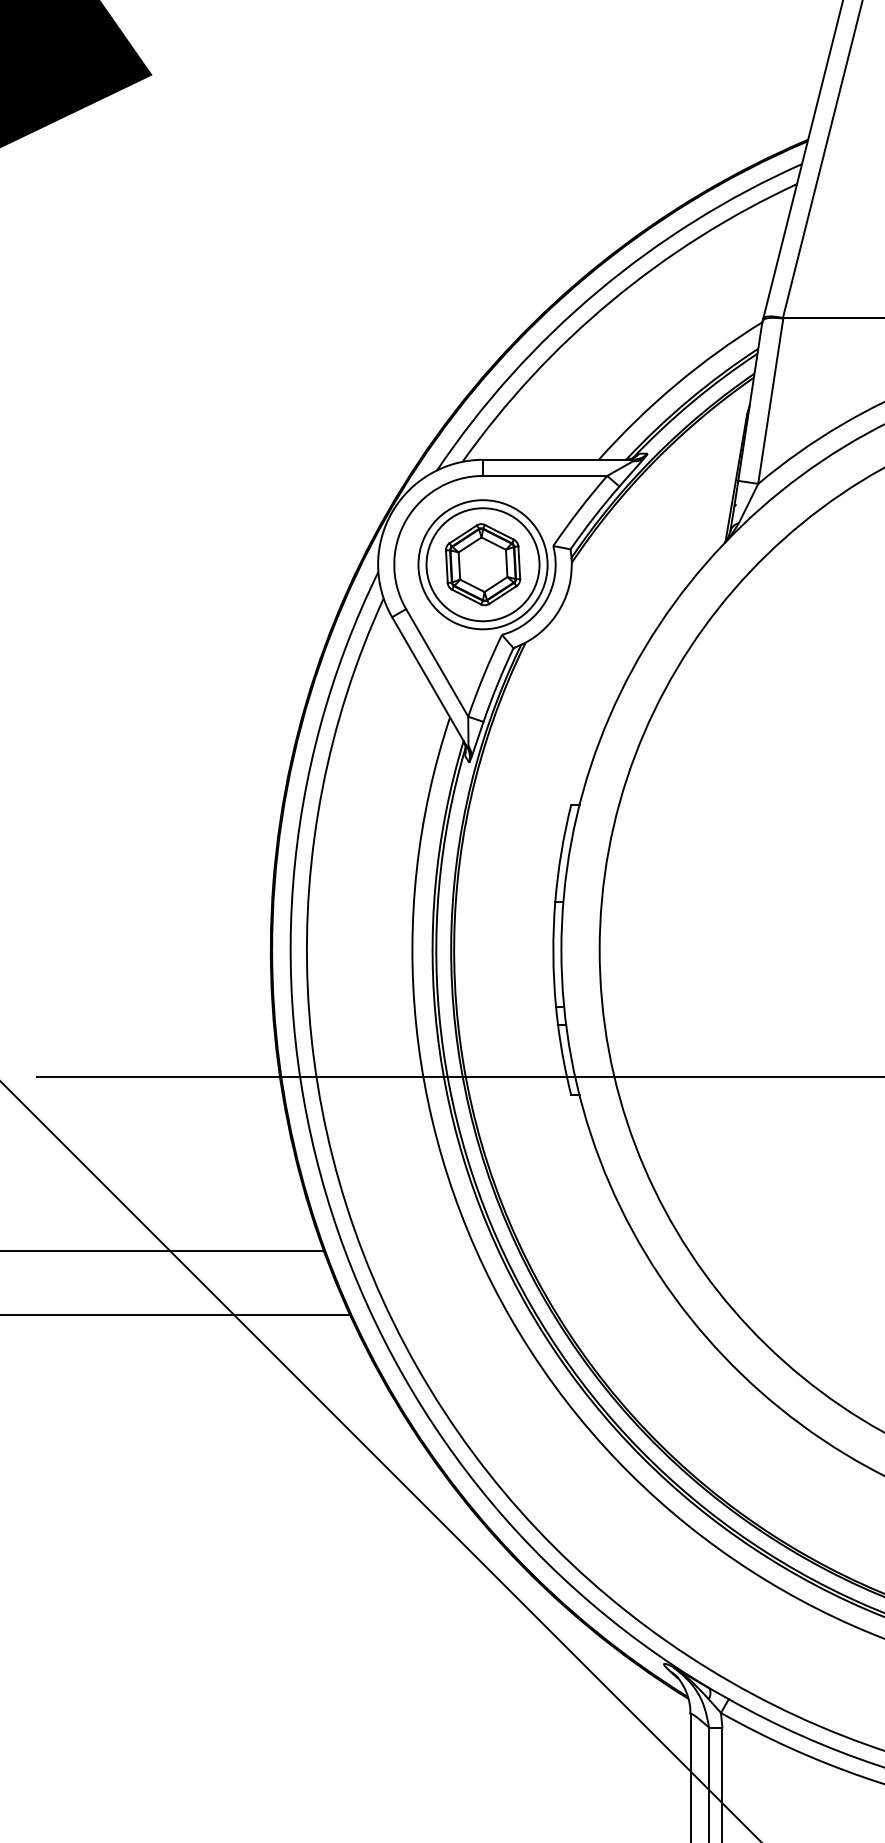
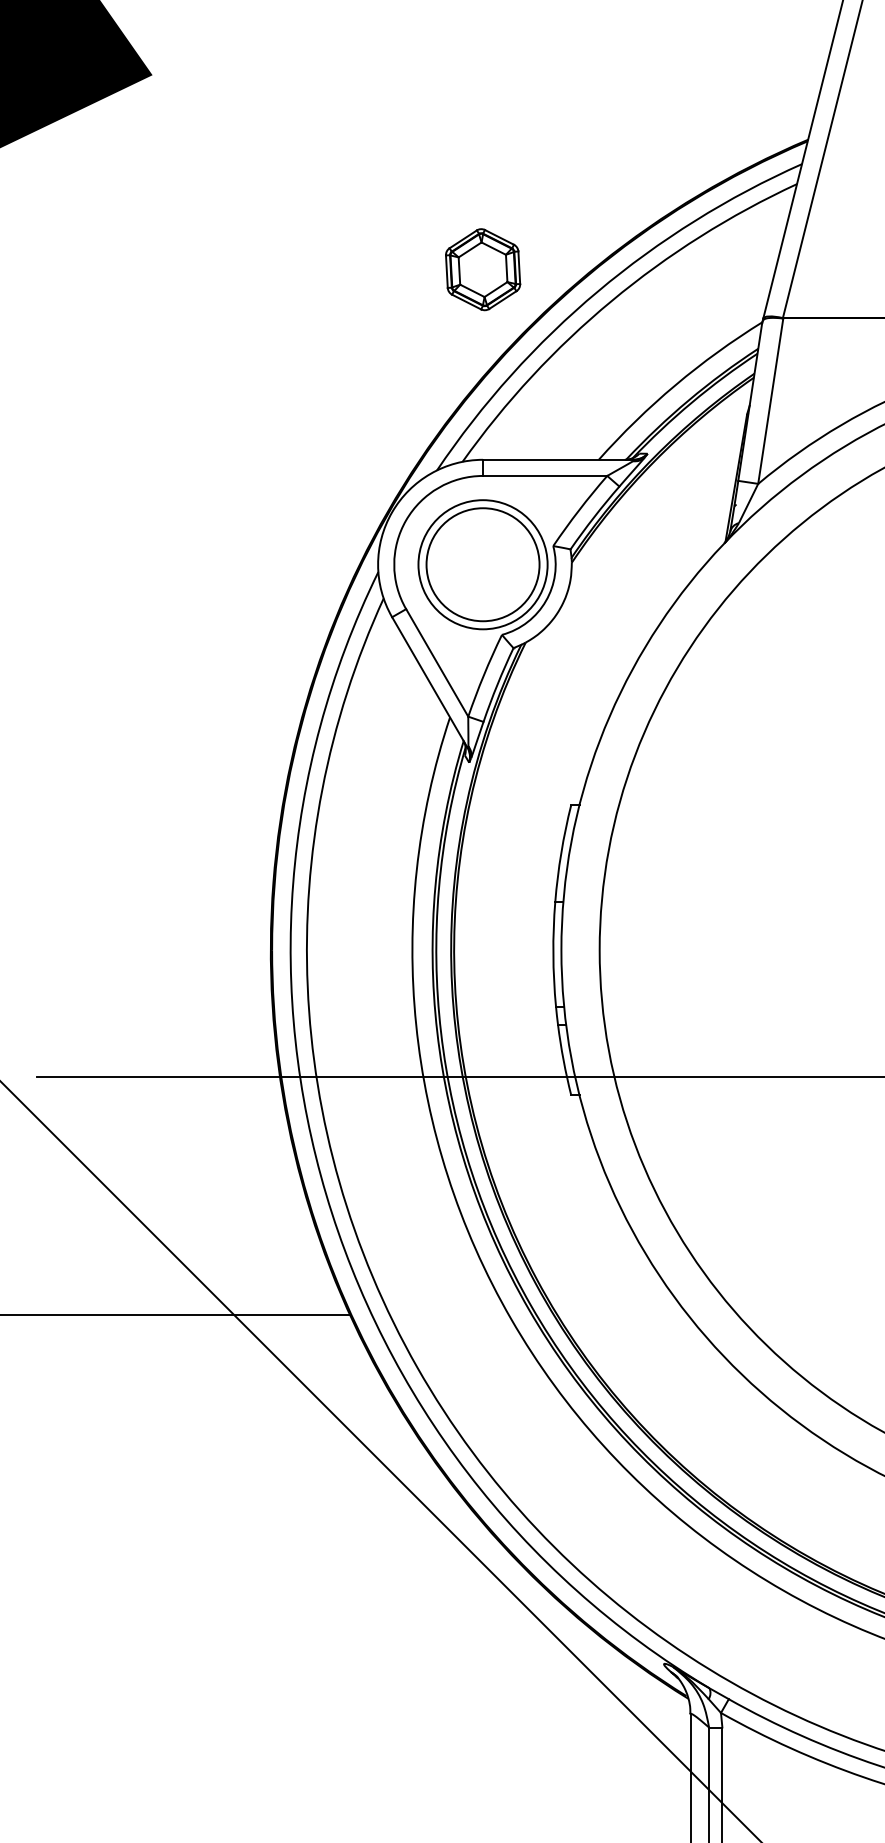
part position: (483, 564) -> (483, 269) (483, 269)
line: present -> none (162, 1250)
